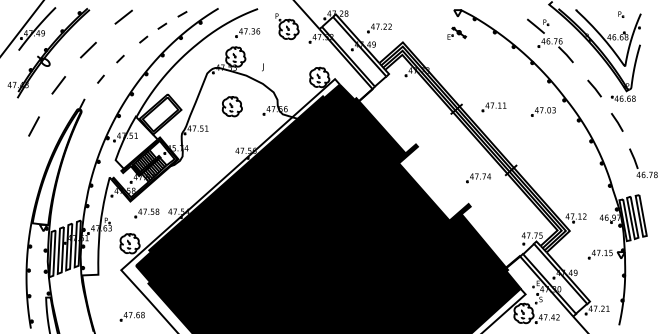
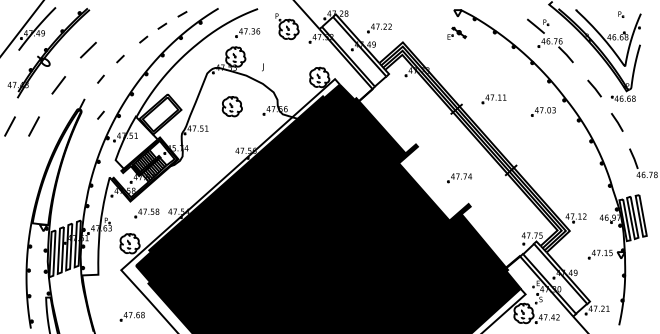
line: present -> none (123, 16)
part position: (493, 107) -> (493, 99) (493, 99)
line: none -> present (100, 114)
line: none -> present (9, 126)
part position: (478, 178) -> (459, 178) (459, 178)
